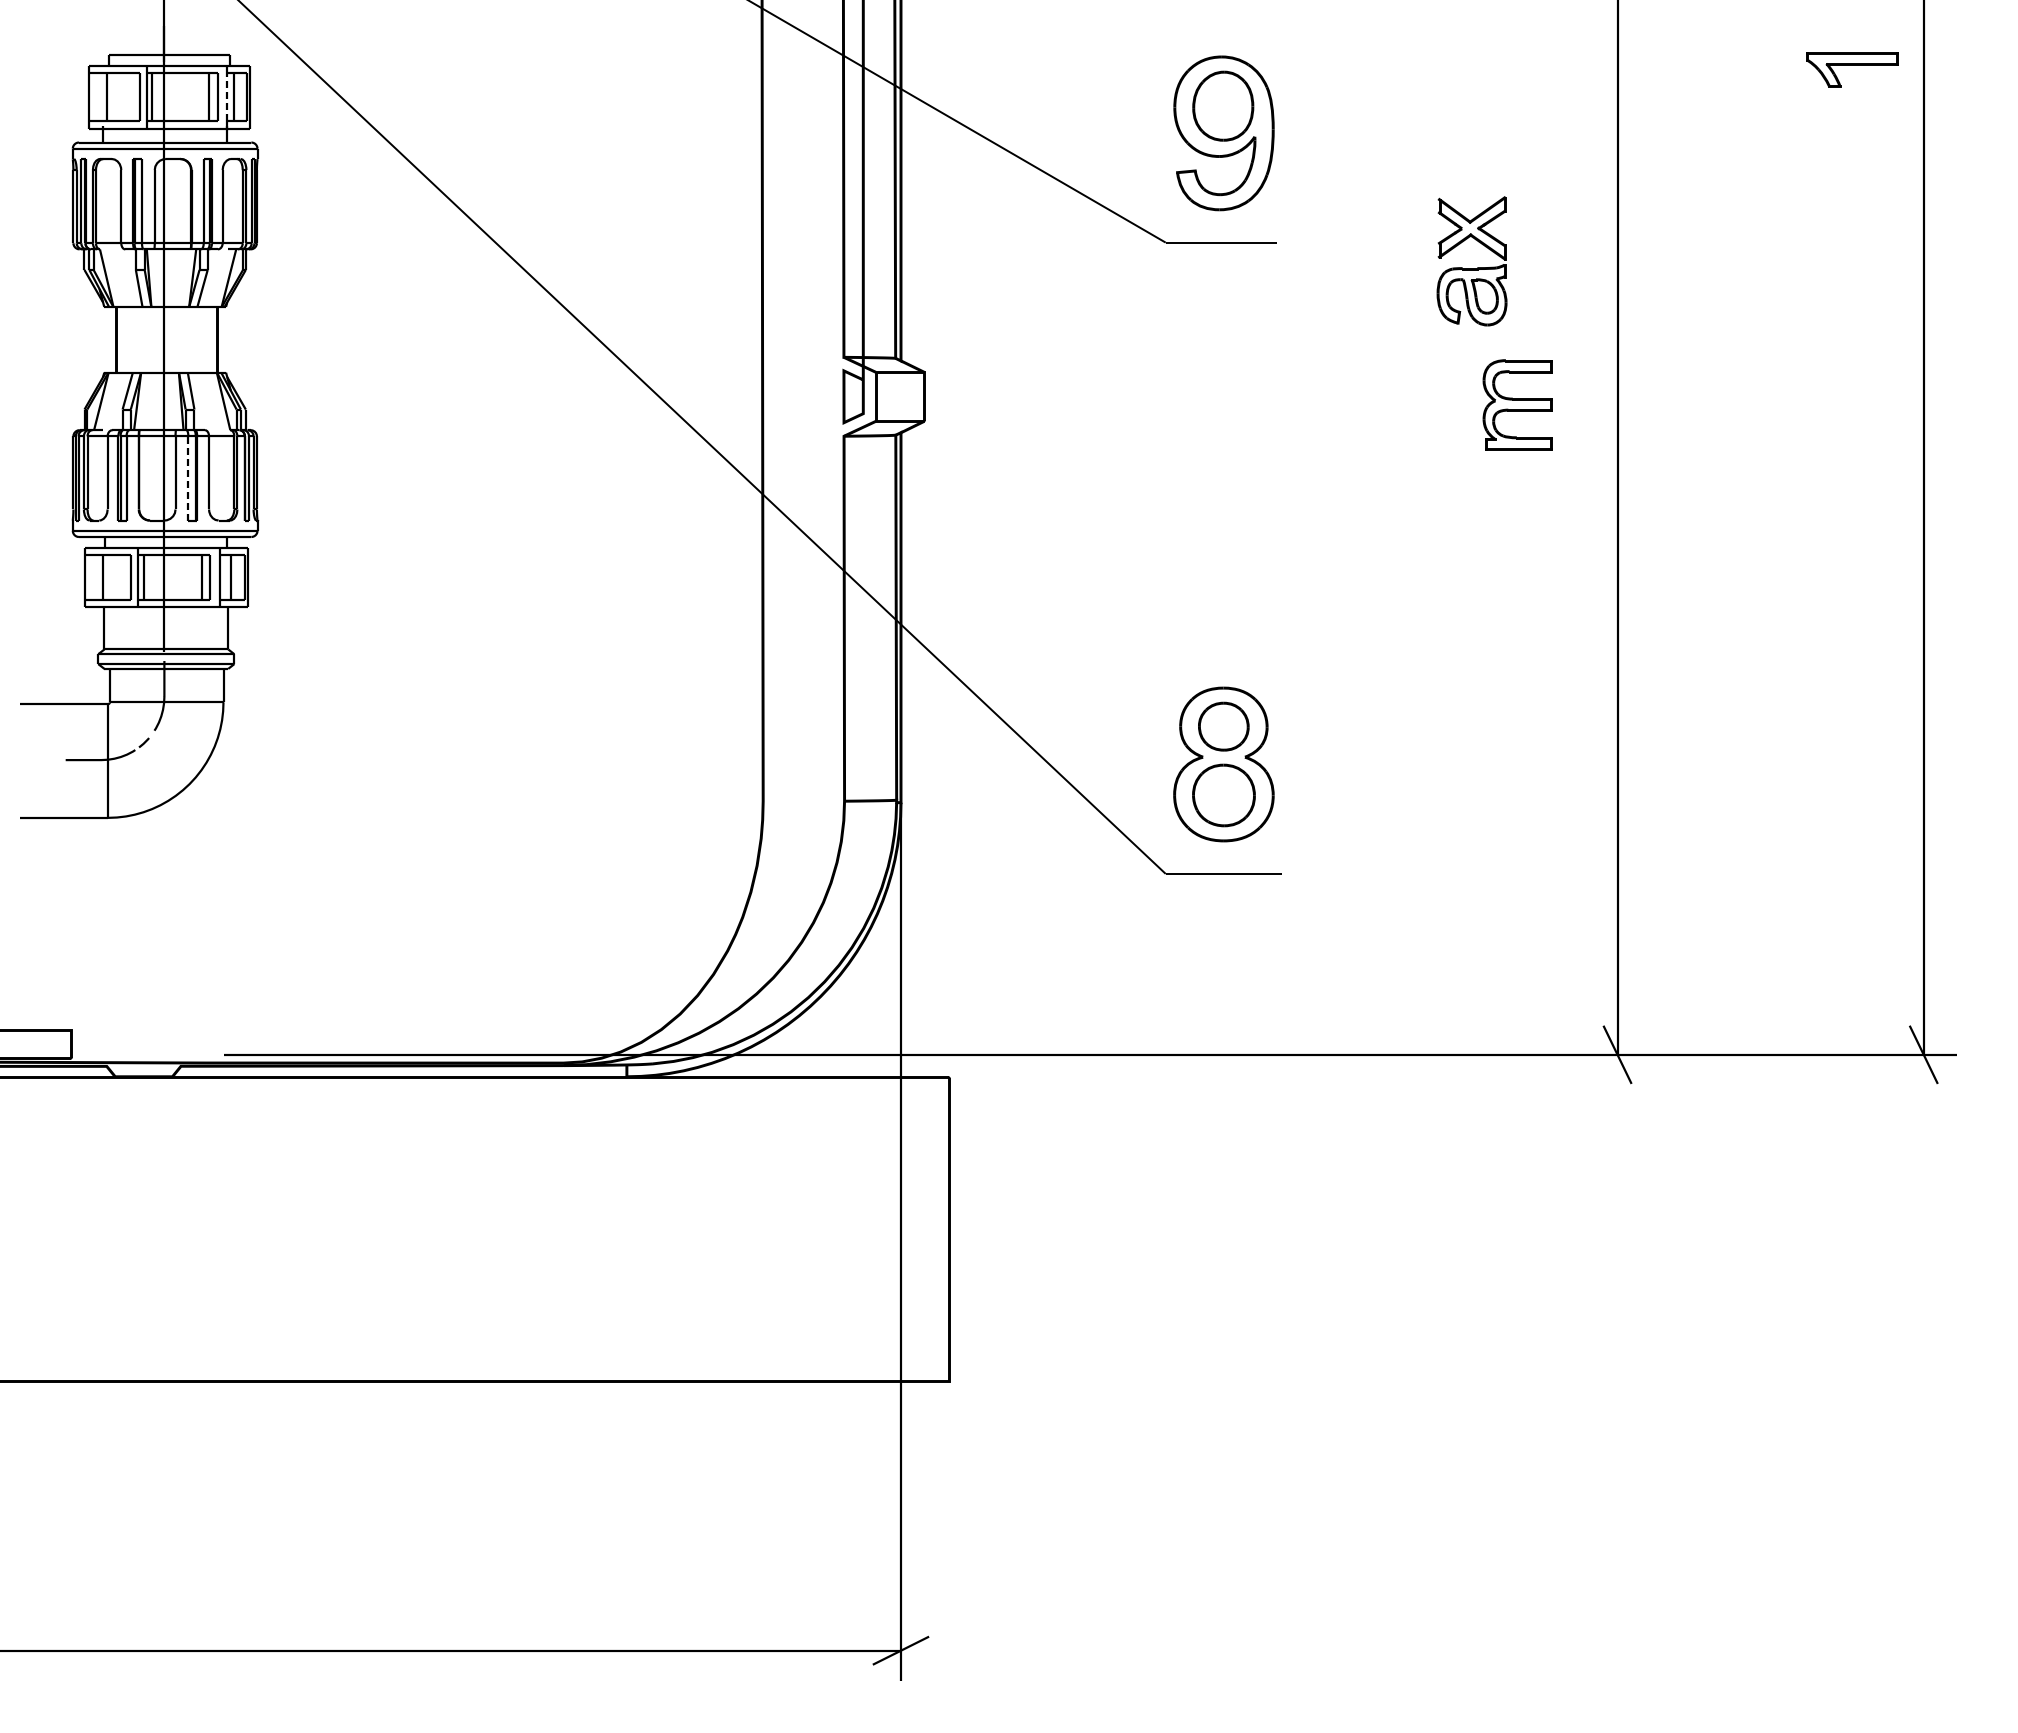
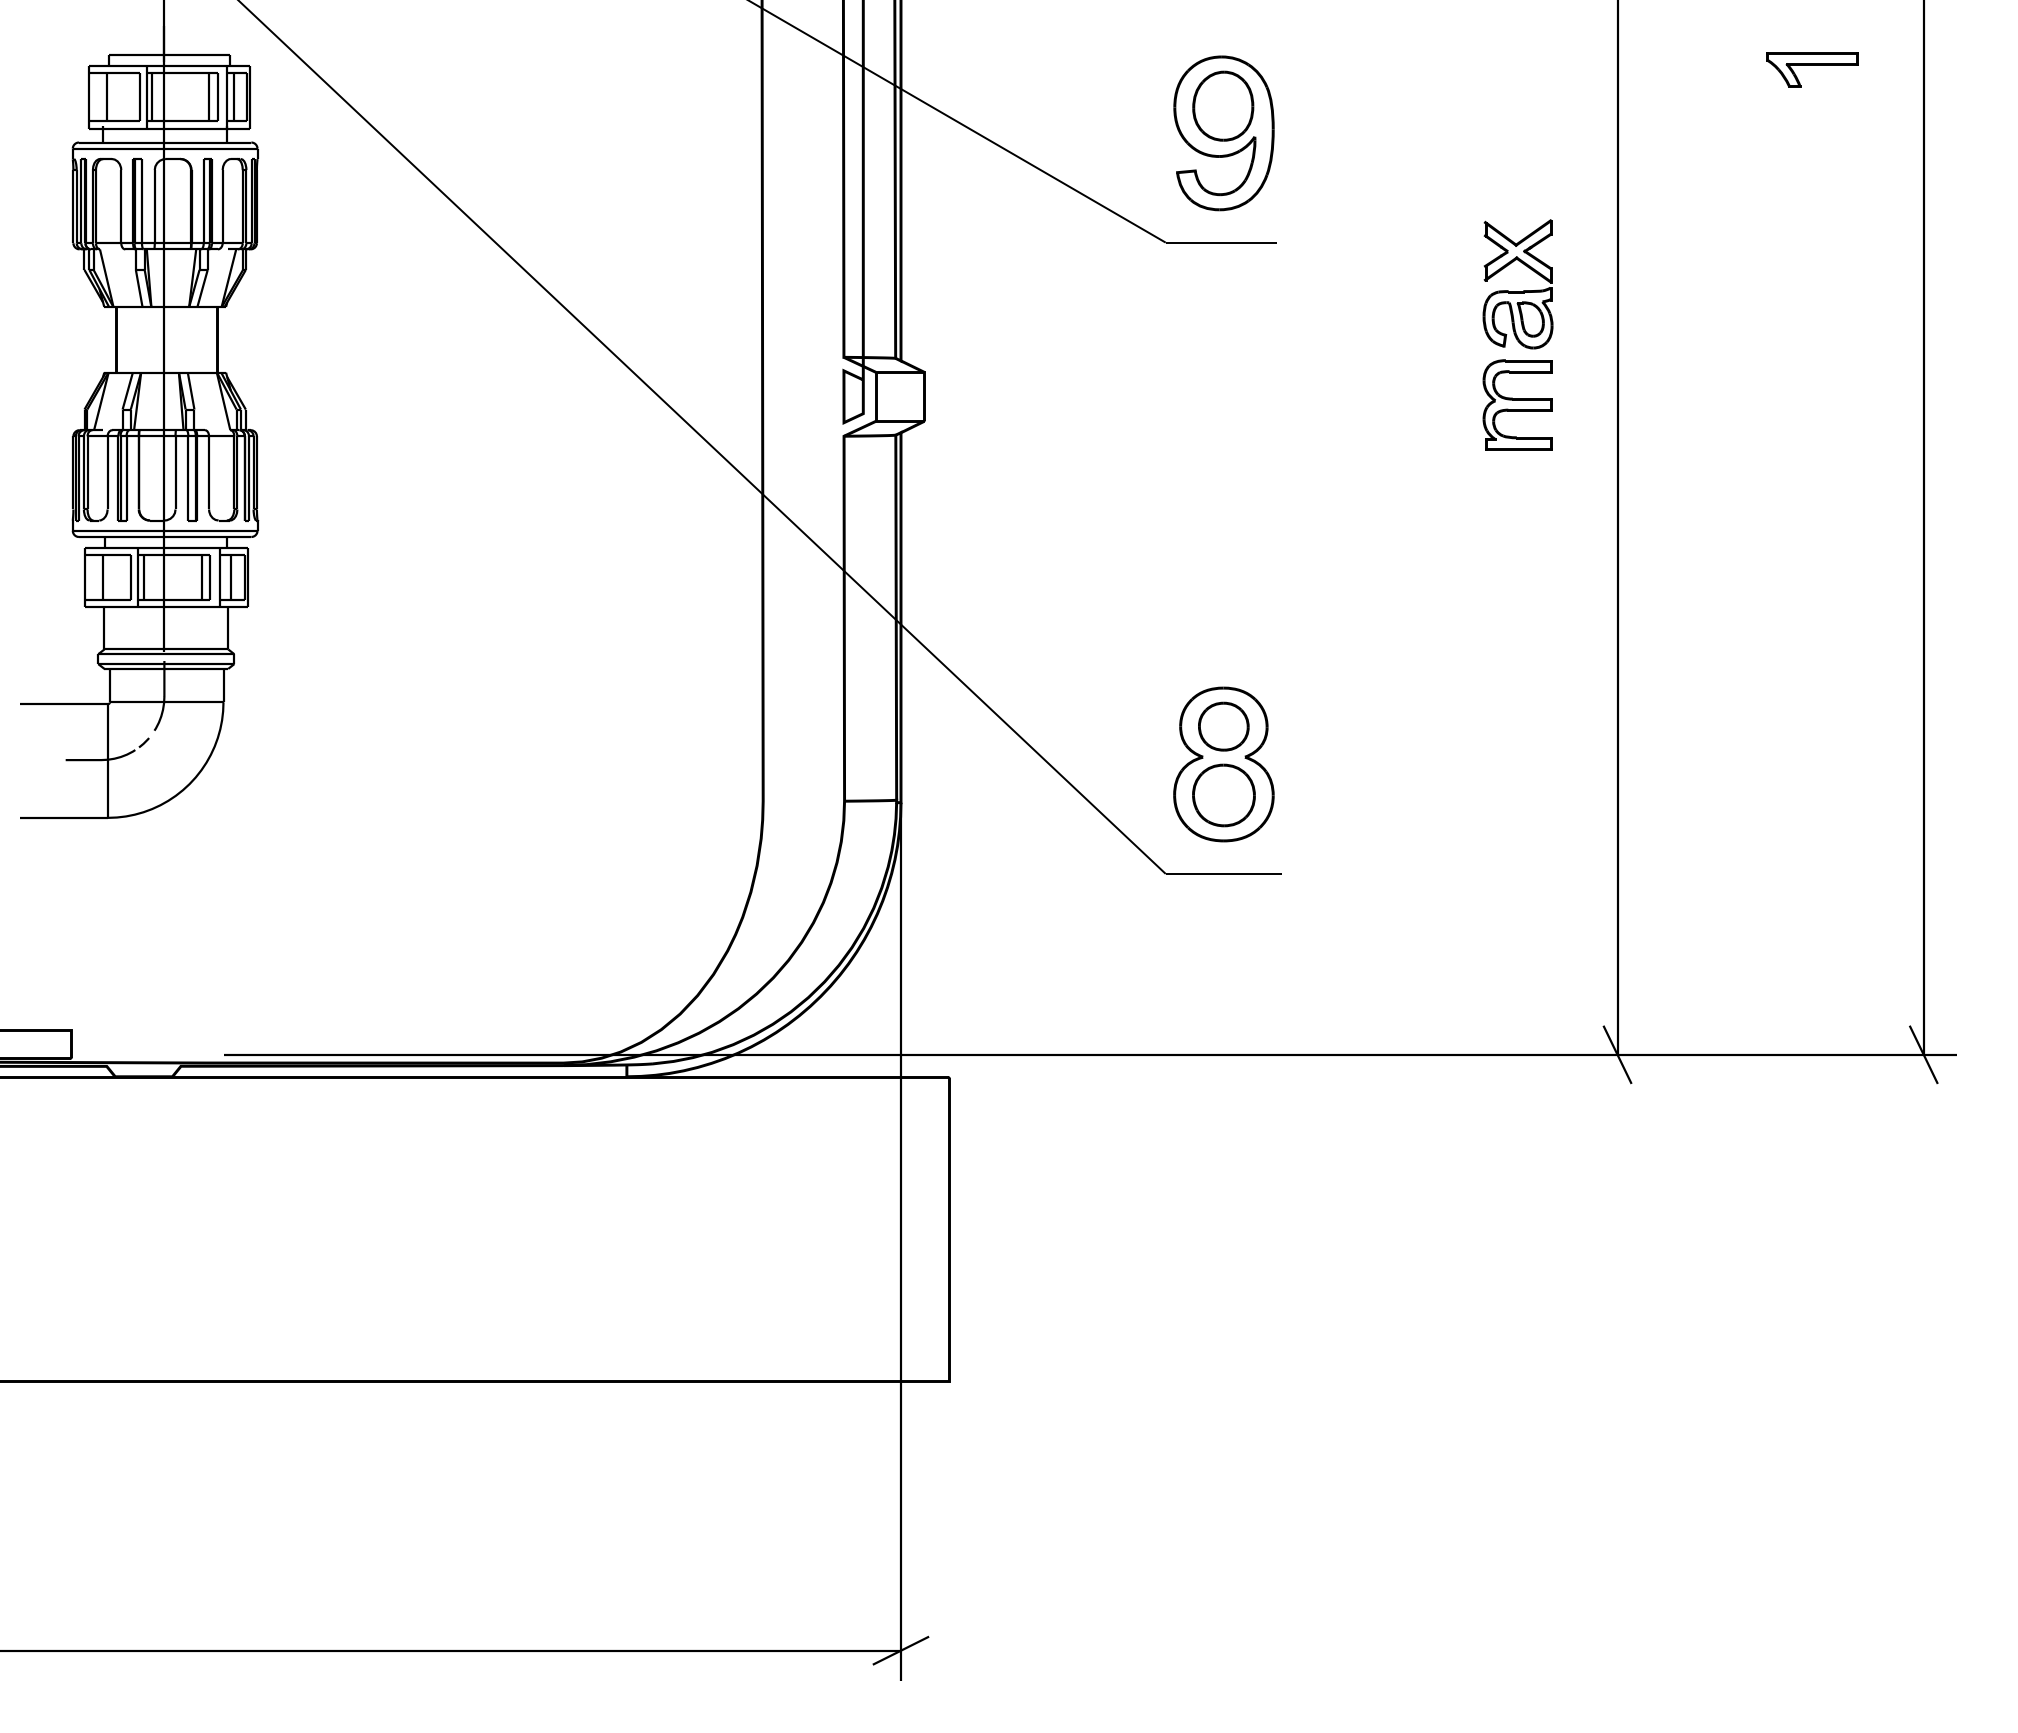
part position: (1852, 69) -> (1812, 69) (1812, 69)
line: dashed -> solid (227, 96)
part position: (1471, 268) -> (1517, 291) (1517, 291)
line: dashed -> solid (188, 477)
